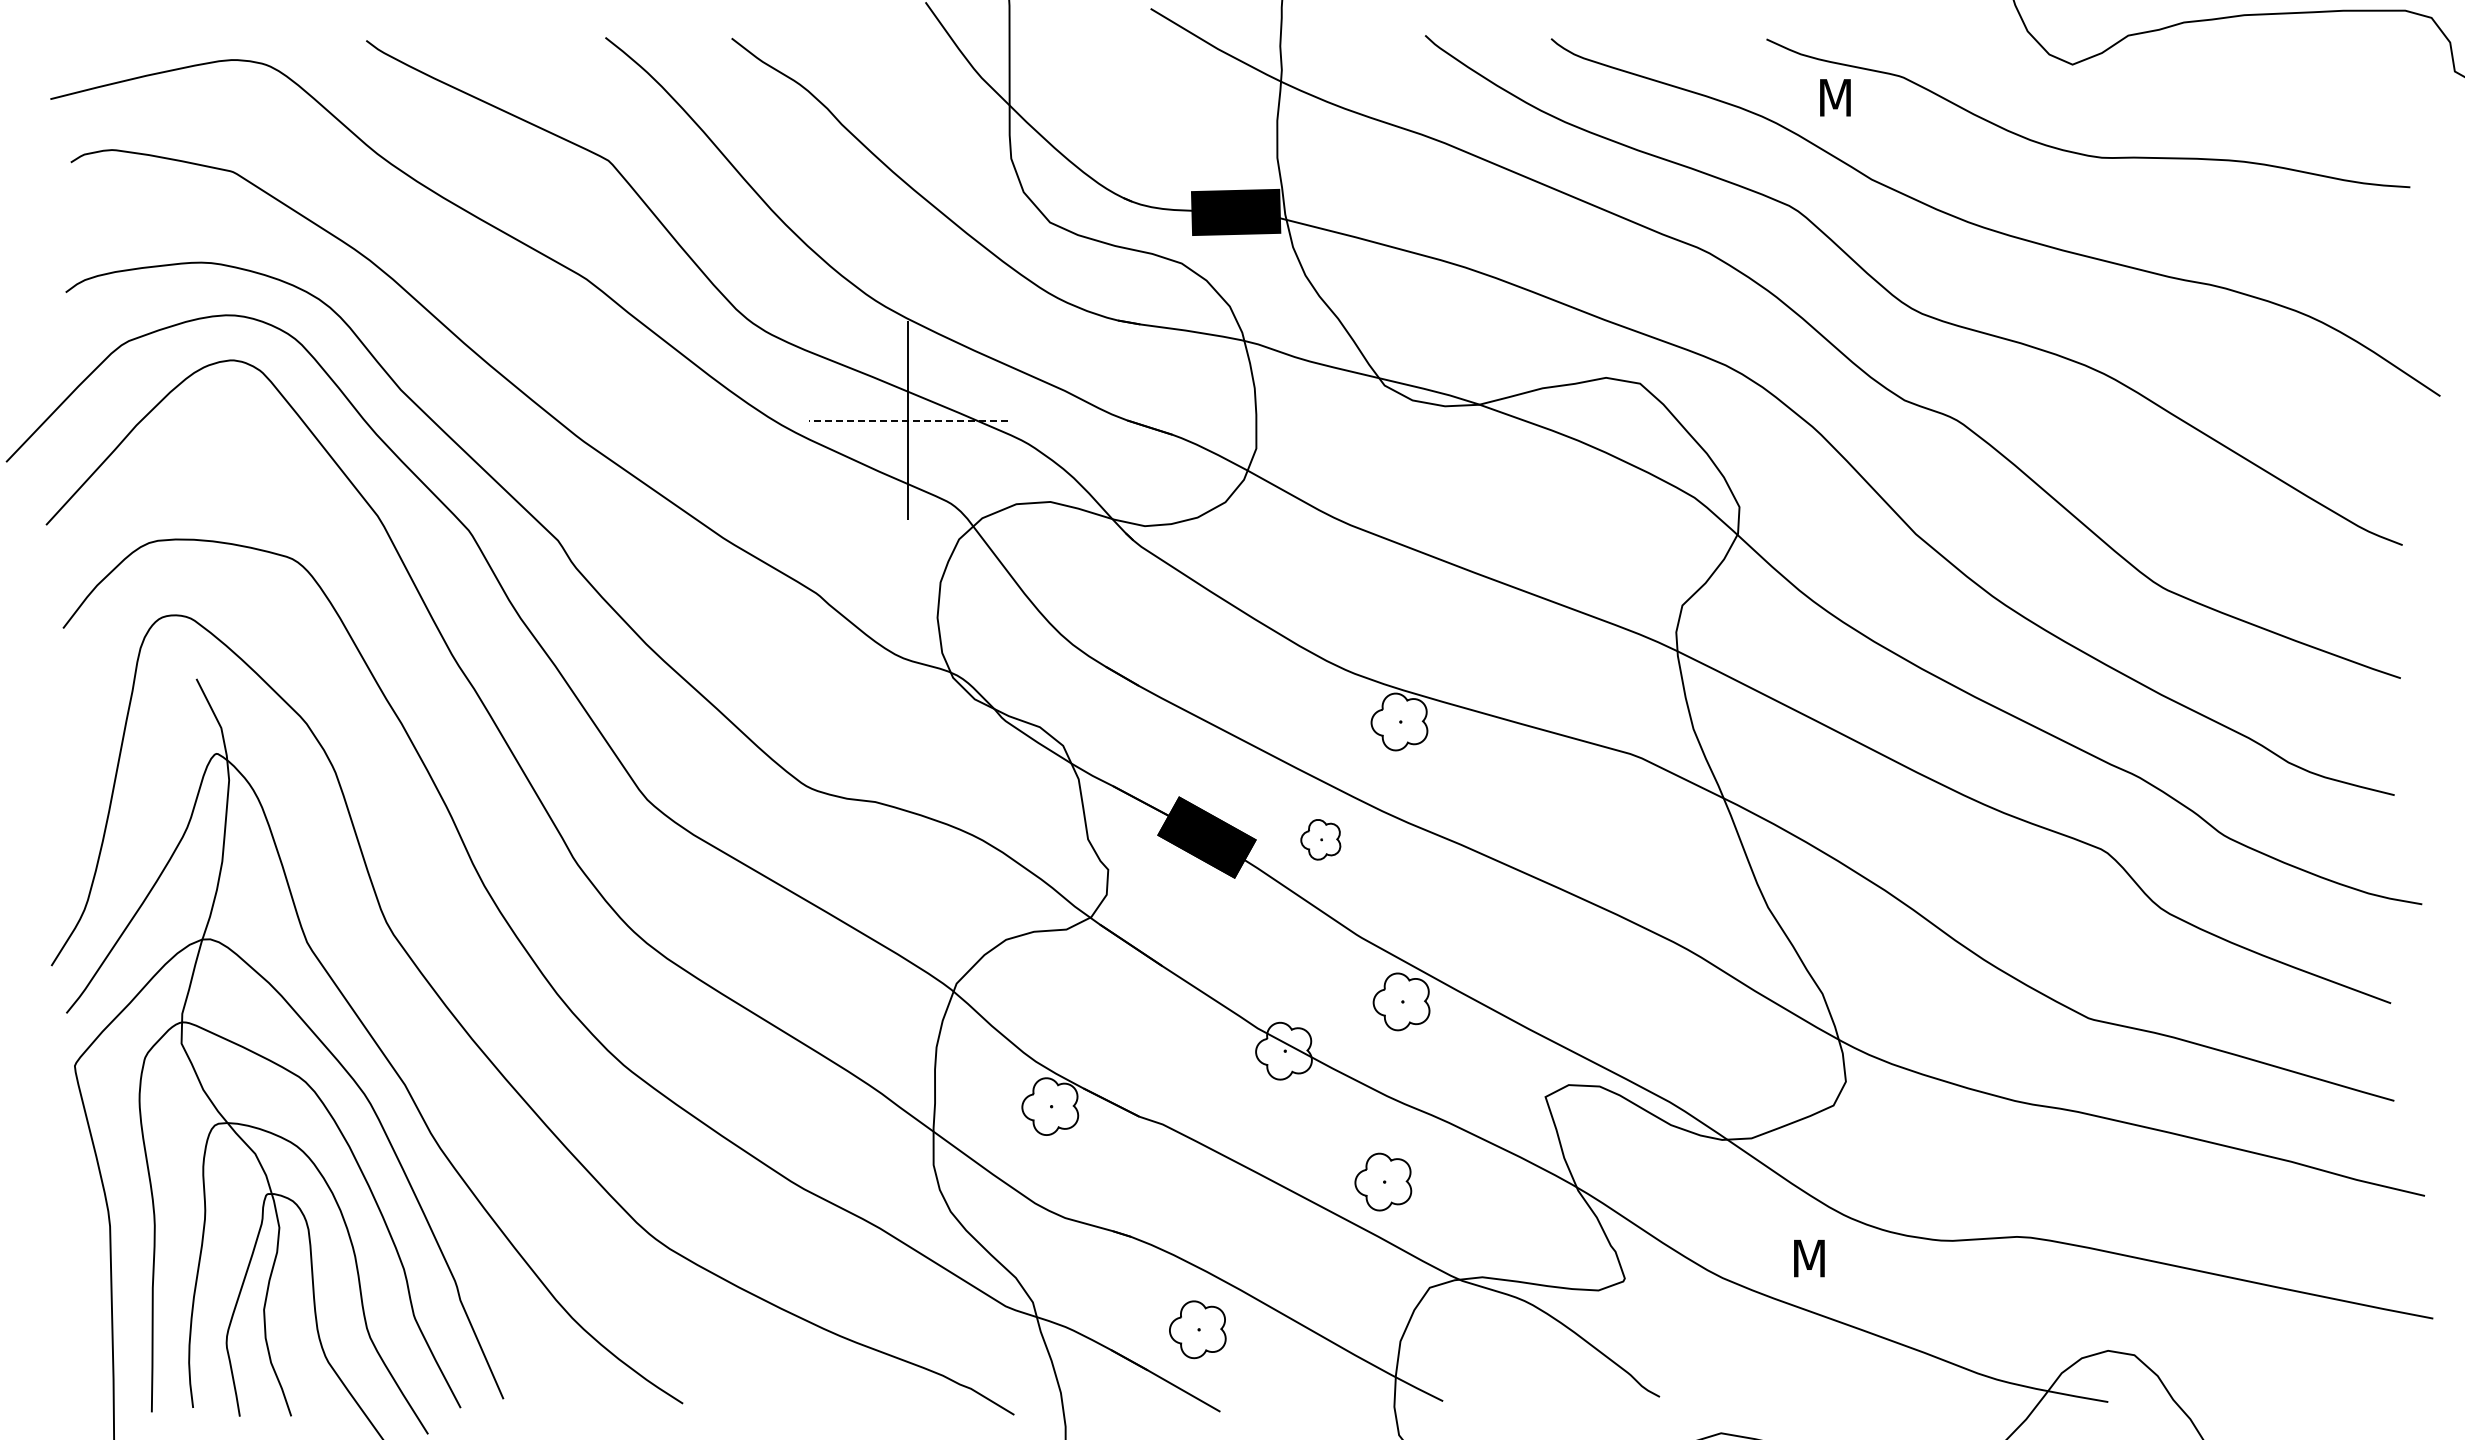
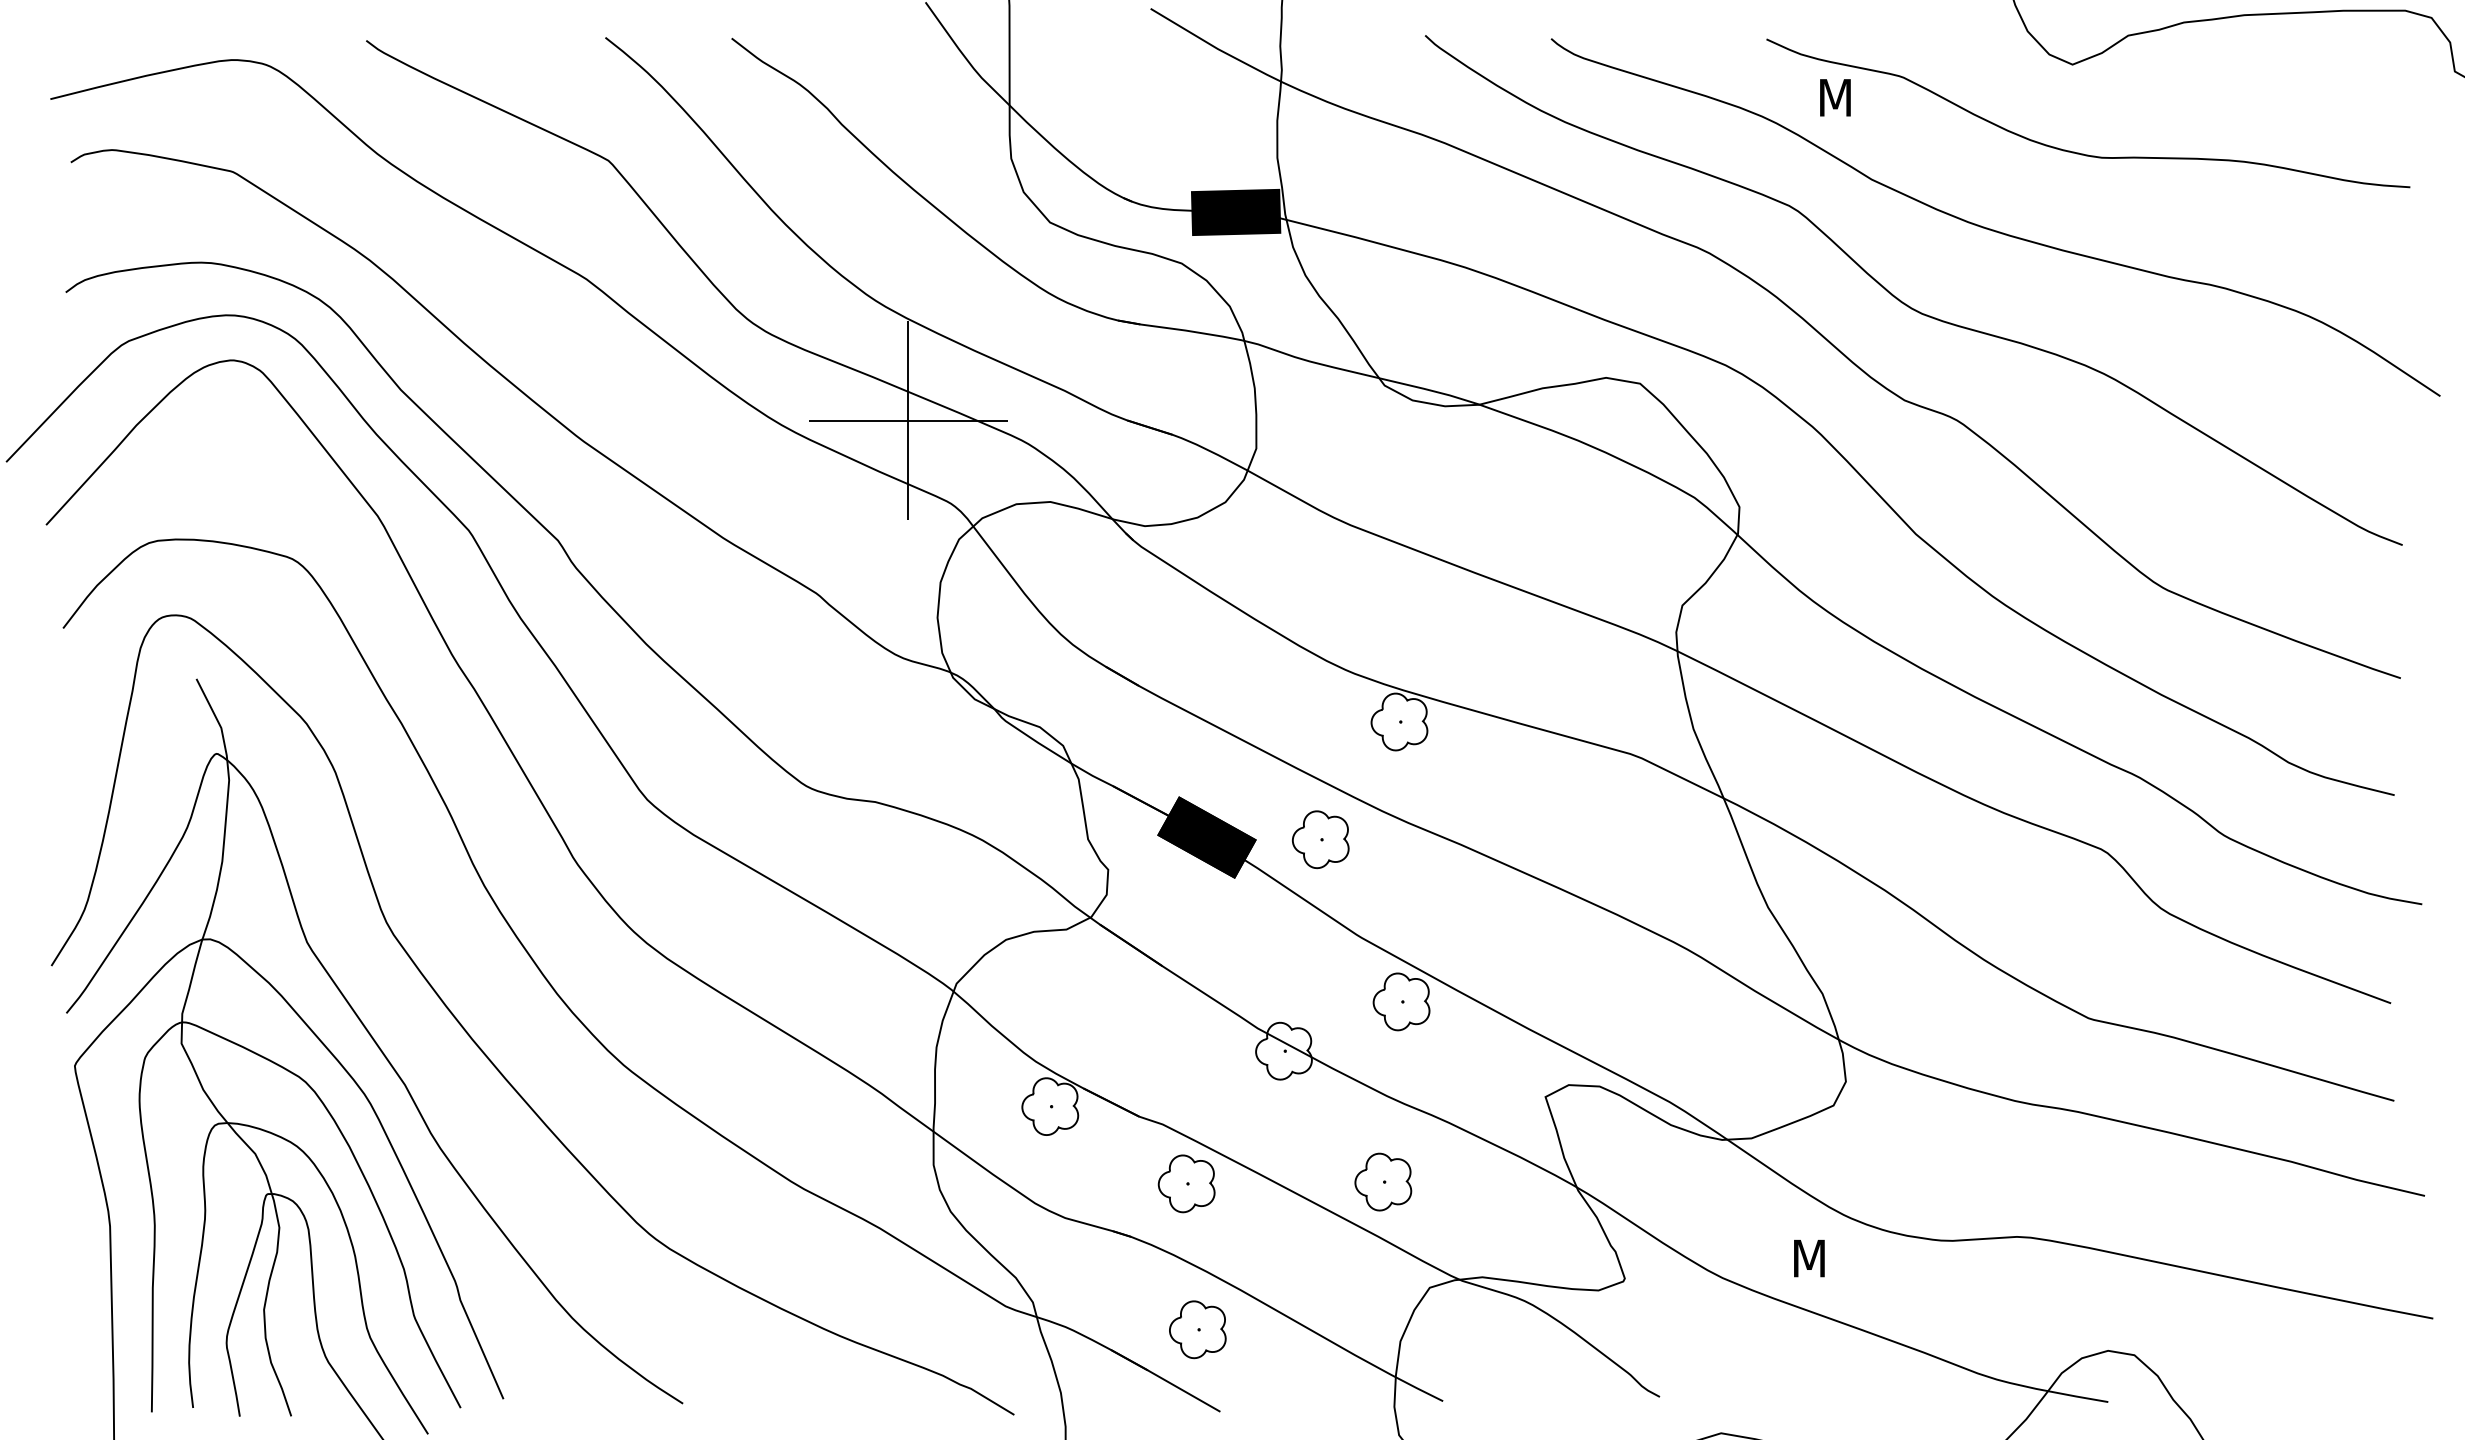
line: dashed -> solid (908, 420)
part size: 42x42 px -> 58x60 px (1320, 839)
part: none -> present (1186, 1183)
